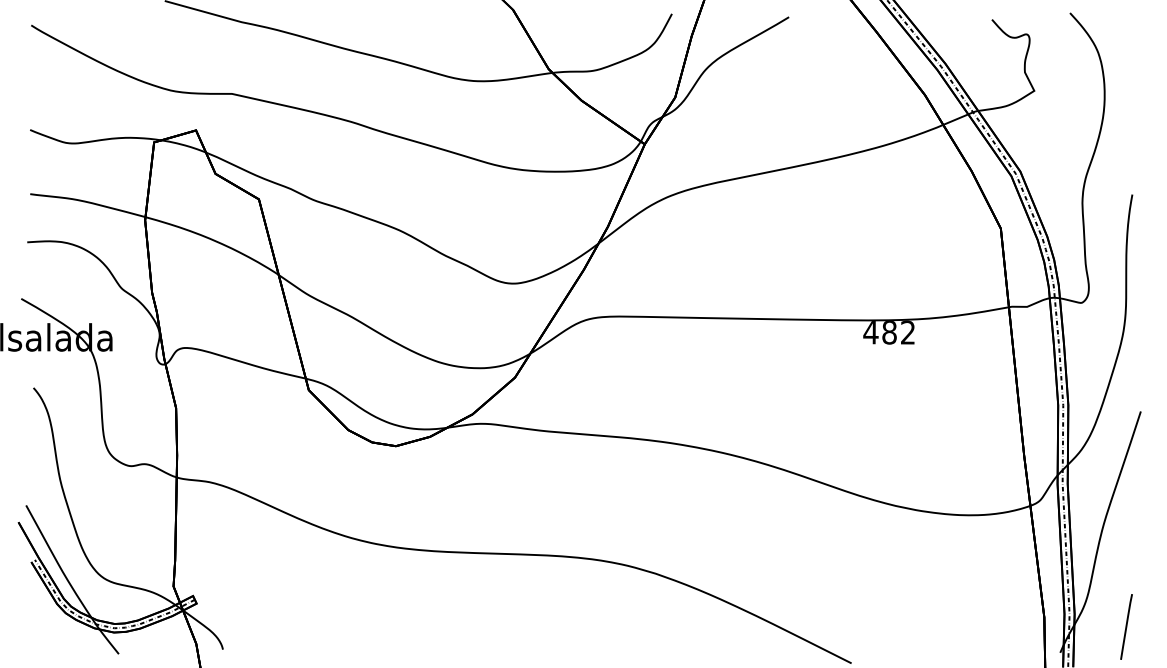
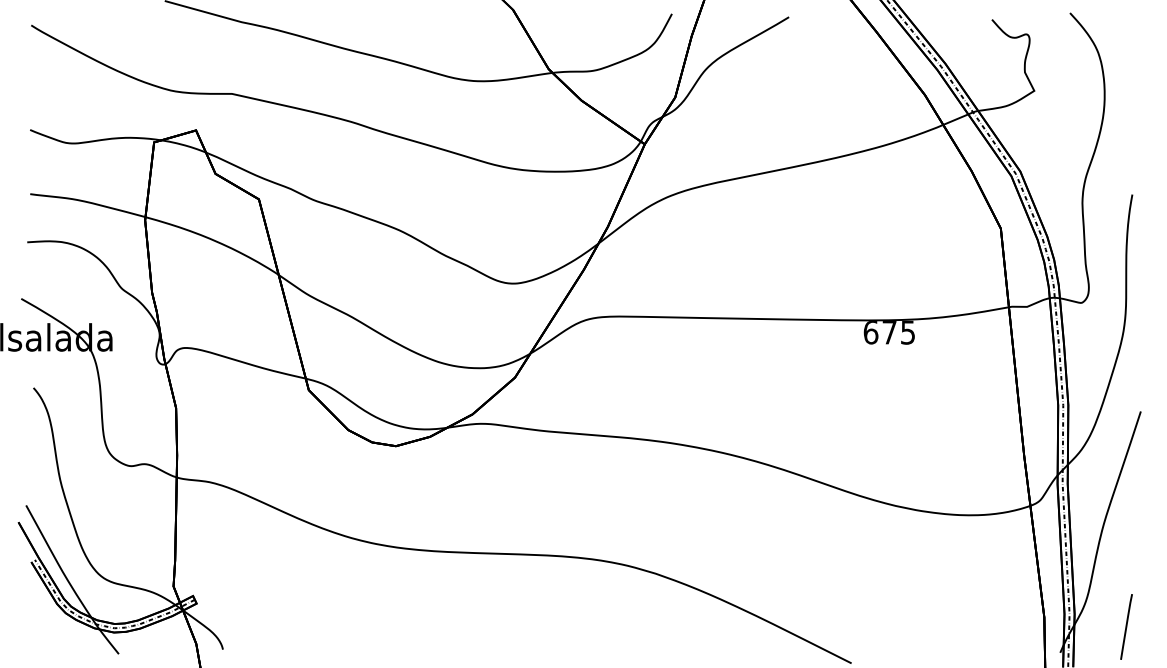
text: 482 -> 675 (888, 332)
